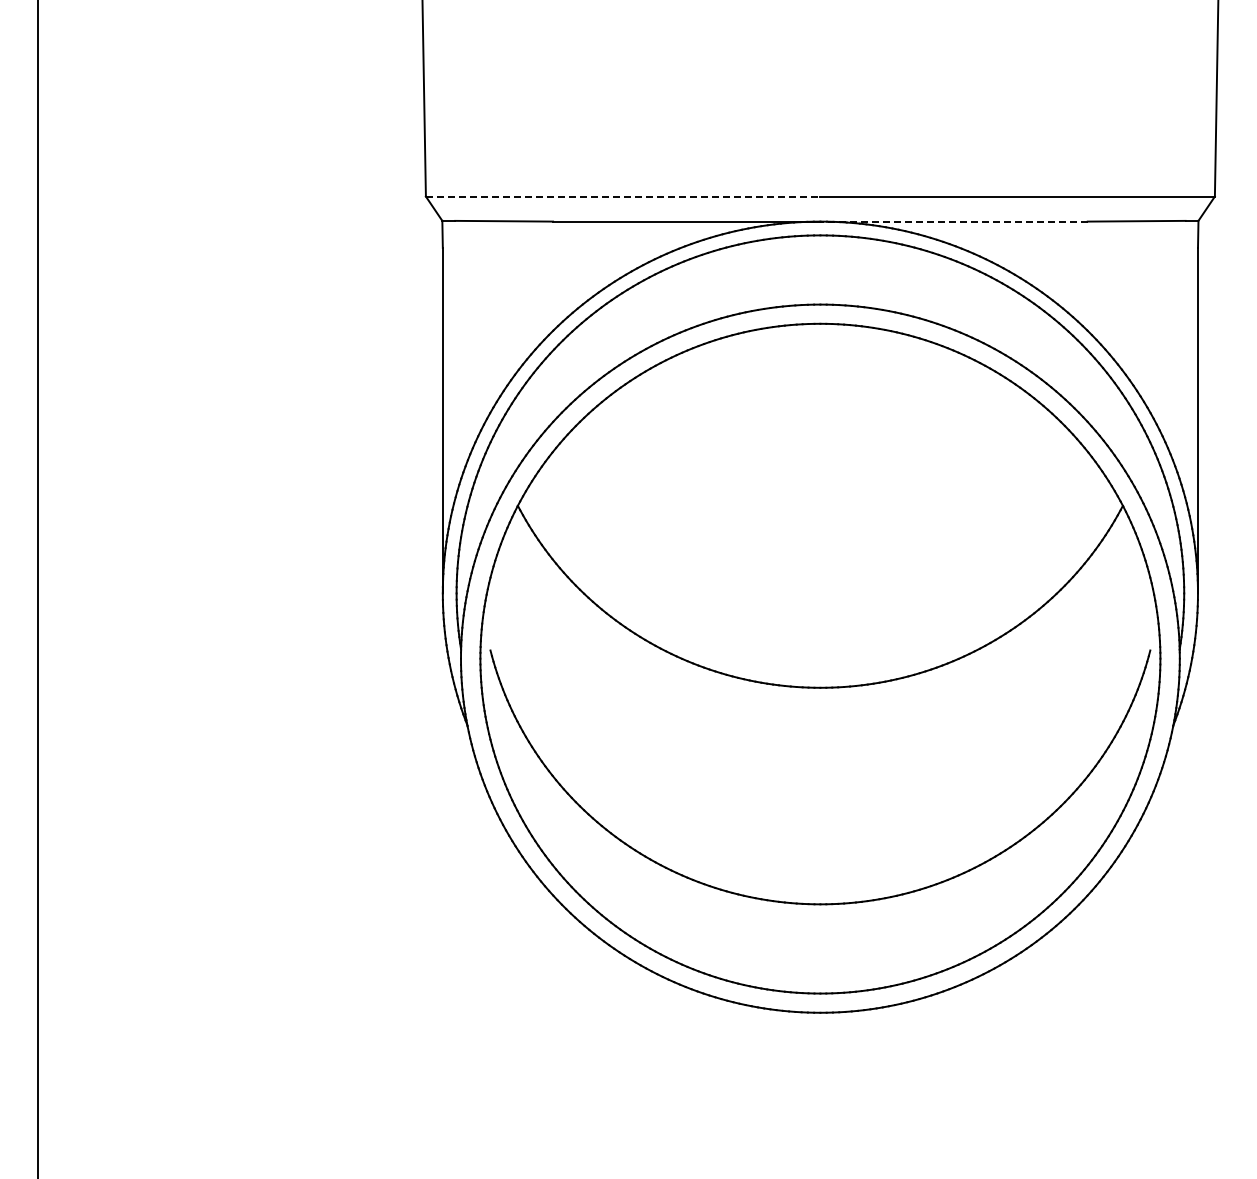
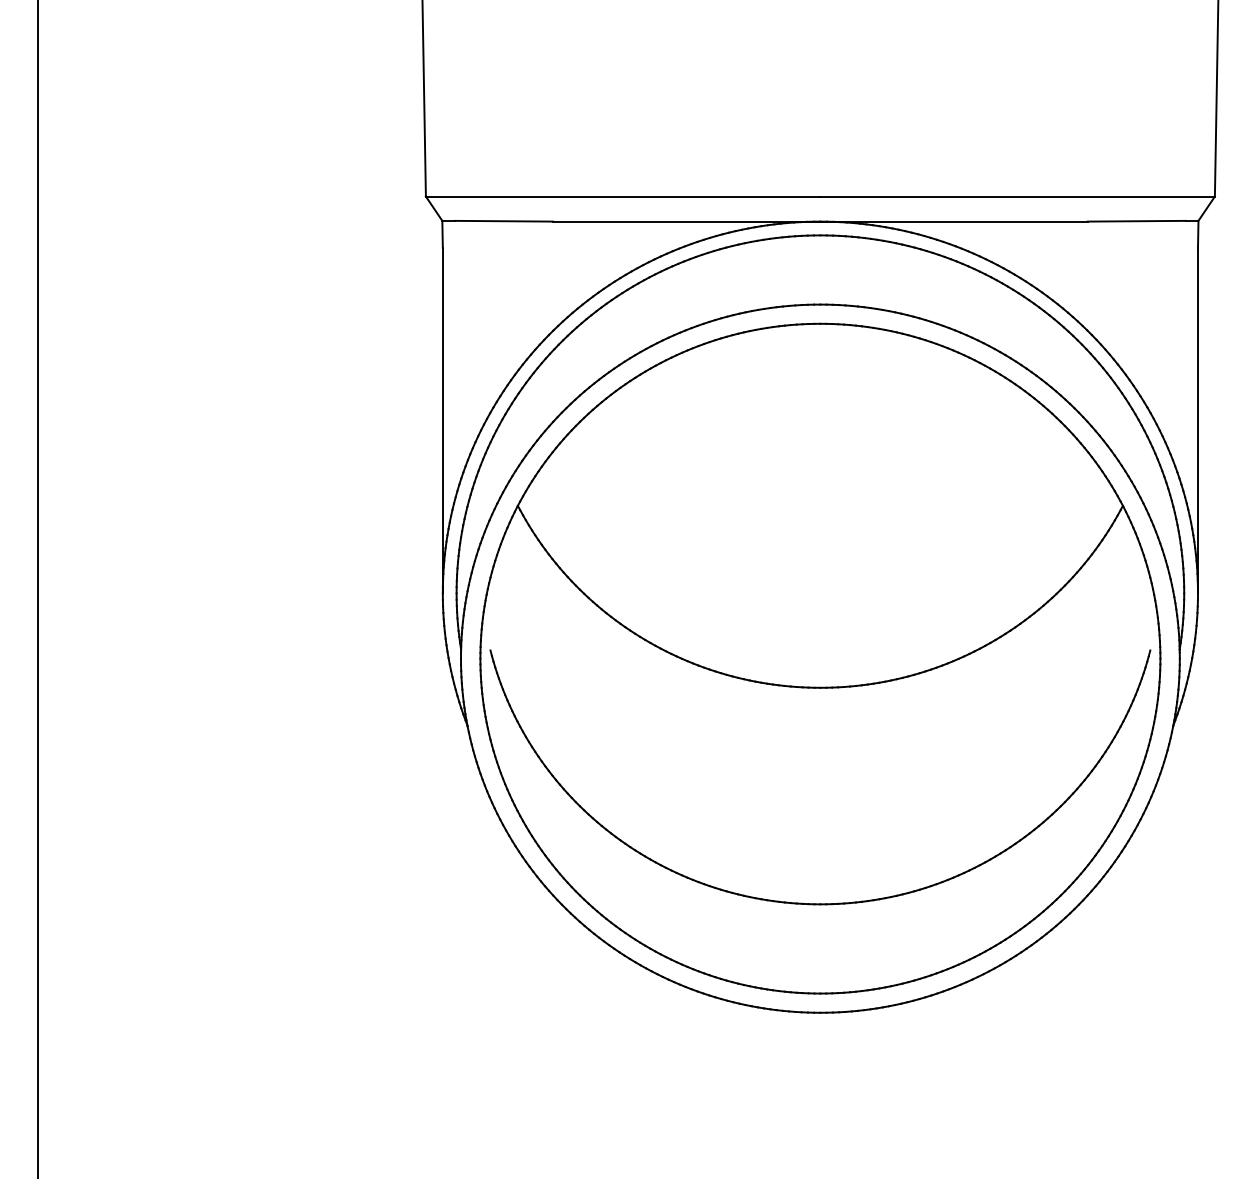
line: dashed -> solid (623, 196)
line: dashed -> solid (954, 221)
